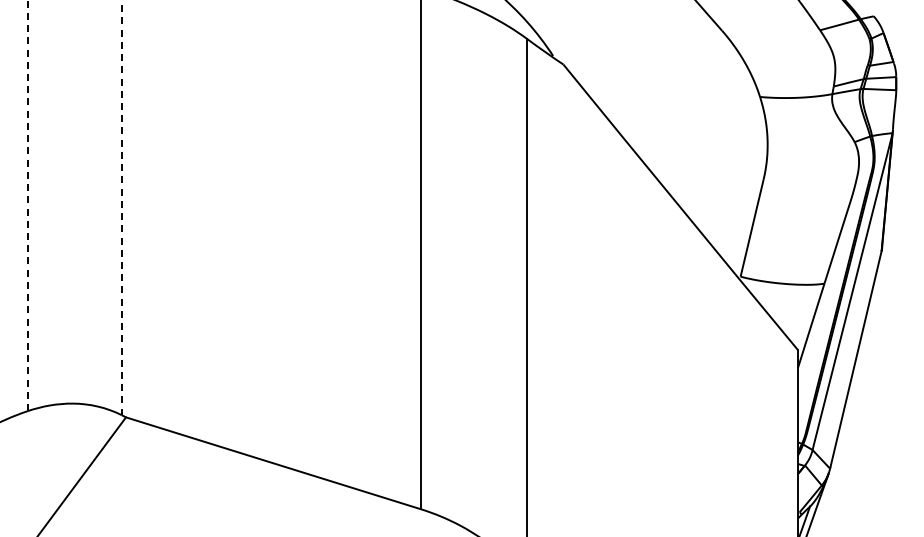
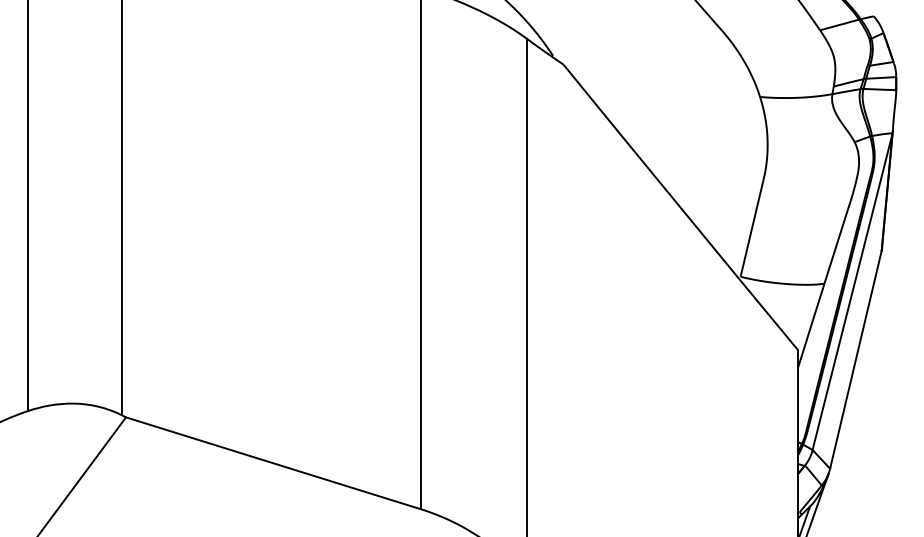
line: dashed -> solid (27, 205)
line: dashed -> solid (121, 208)
